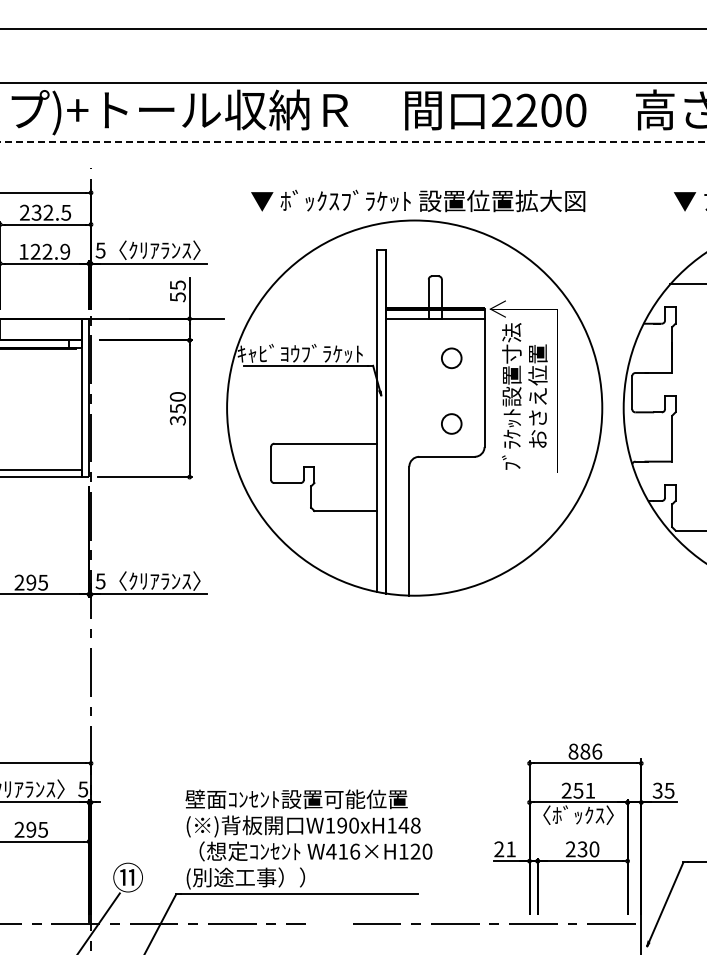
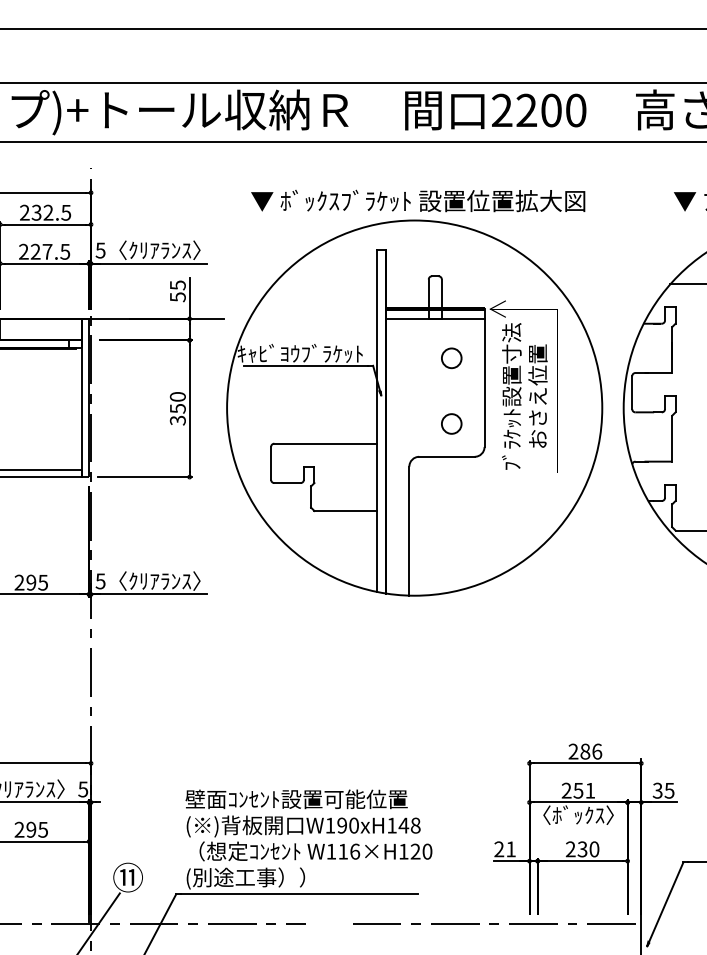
line: dashed -> solid (353, 142)
text: 122.9 -> 227.5 (44, 251)
text: 886 -> 286 (573, 751)
text: W416×H120 -> W116×H120 (331, 851)
